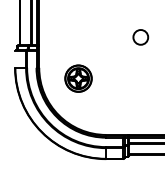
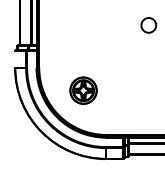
circle position: (140, 37) -> (148, 25) (148, 25)
part position: (78, 78) -> (83, 90) (83, 90)
